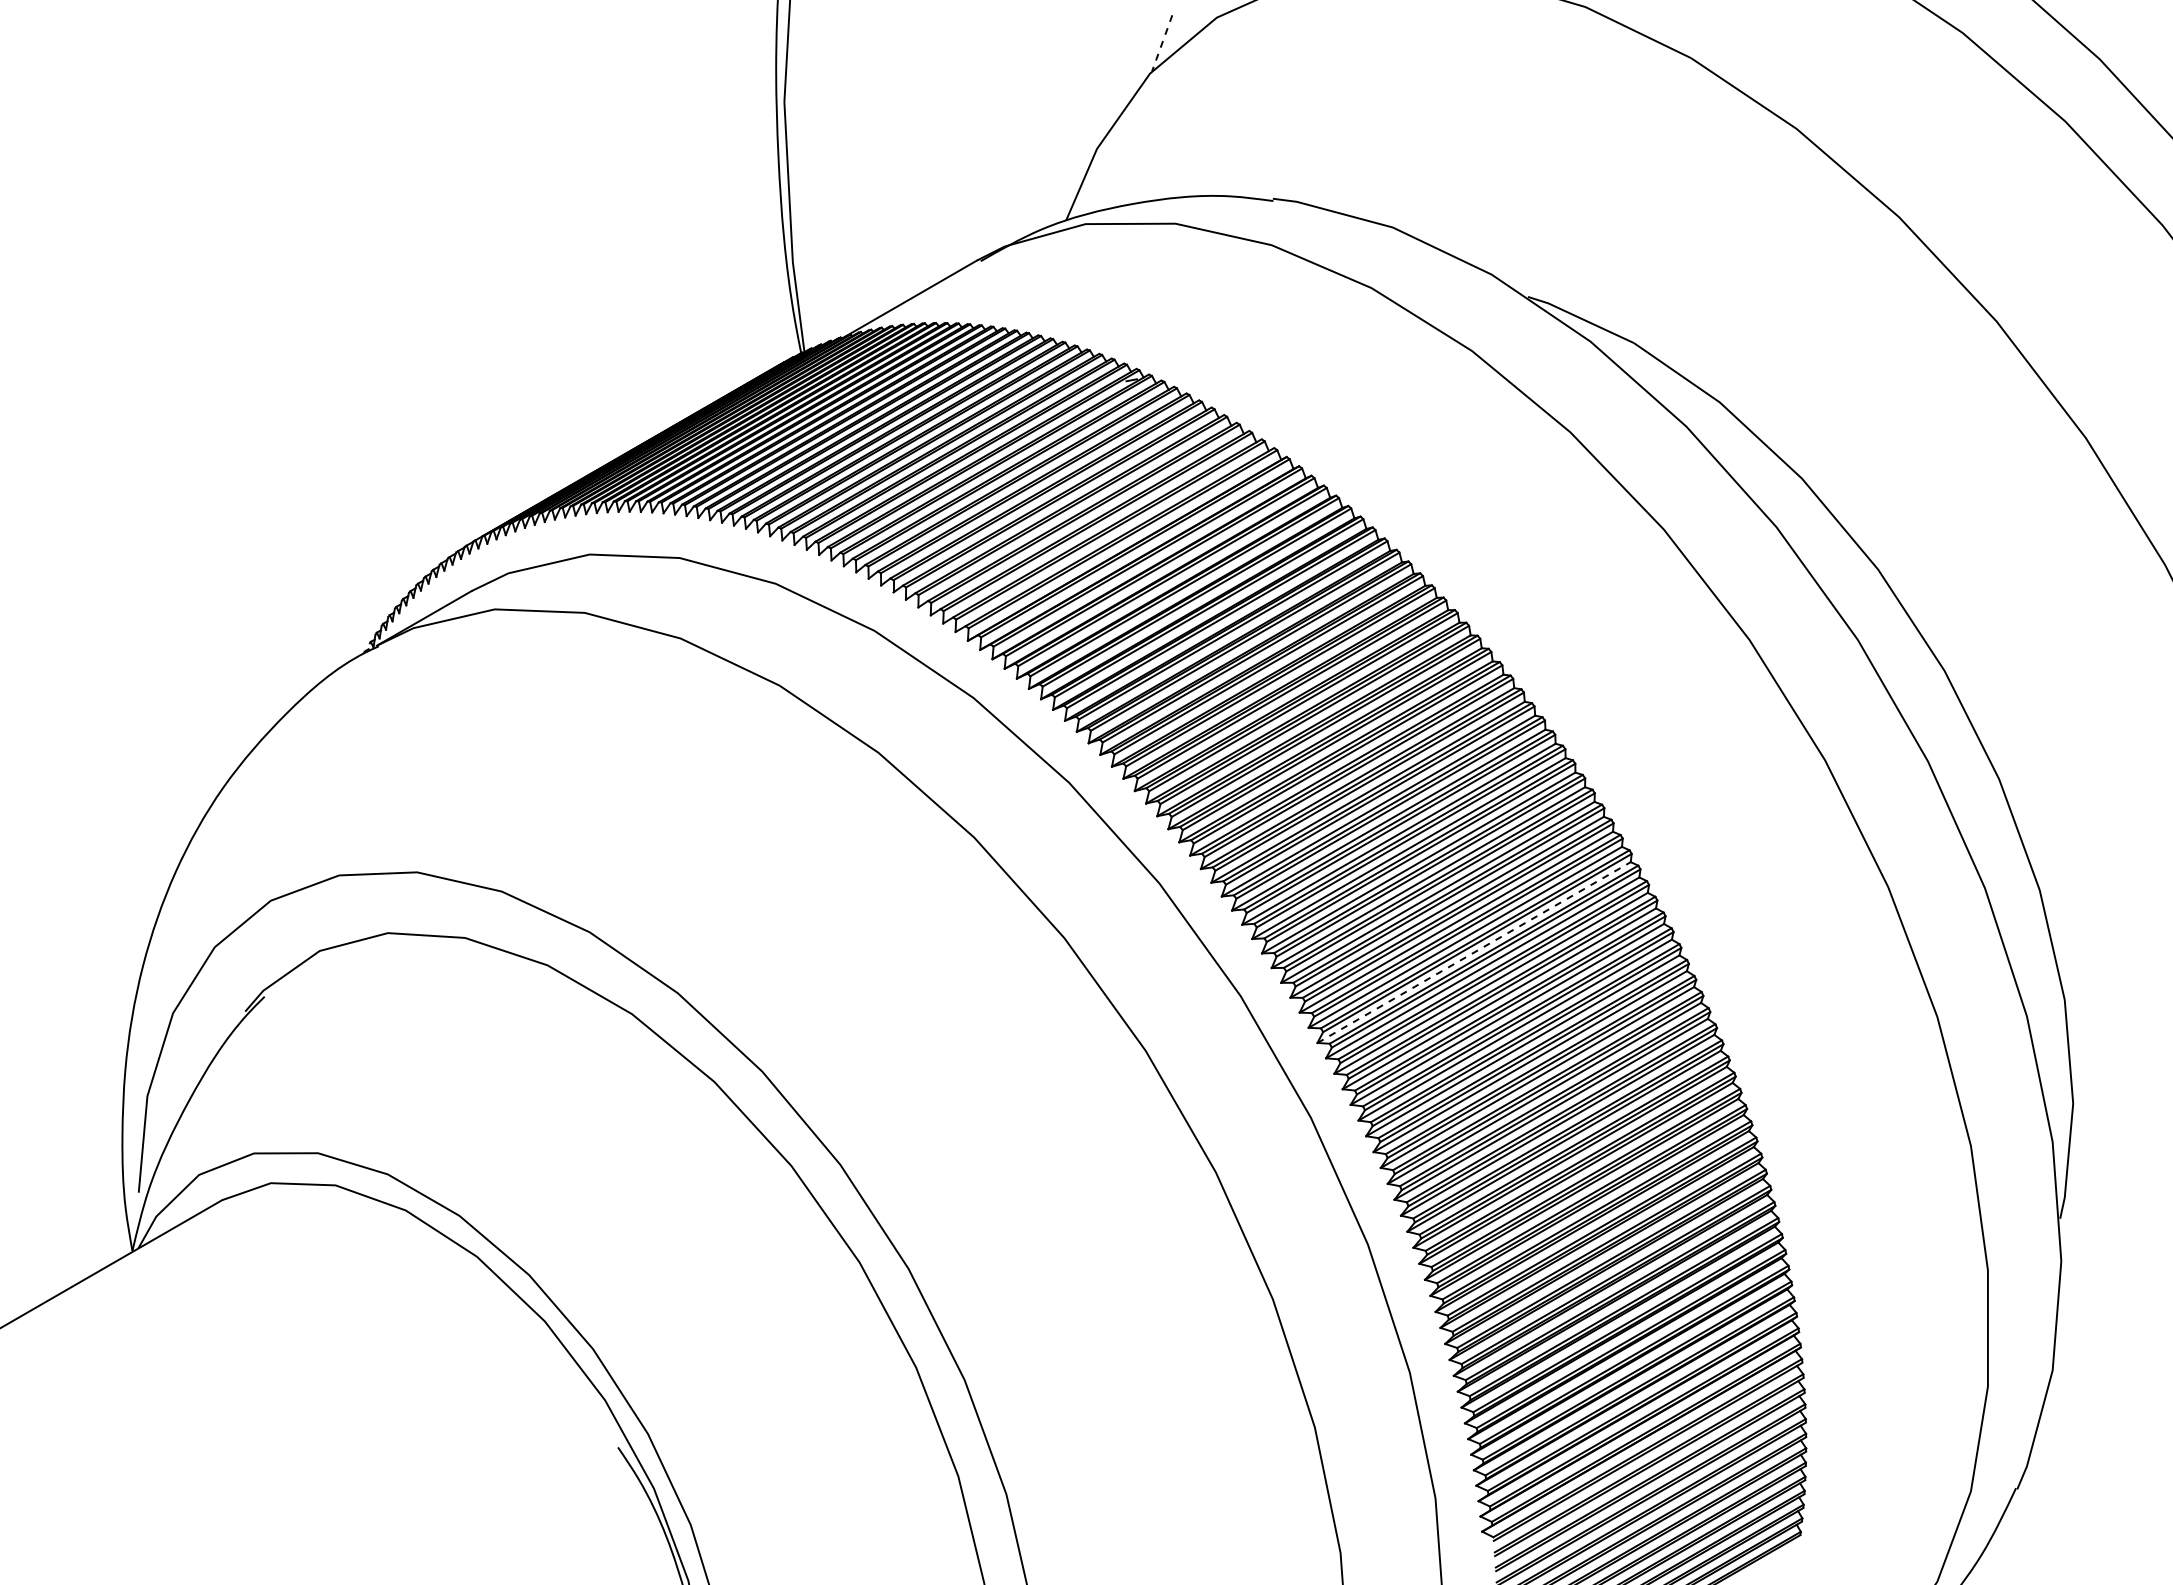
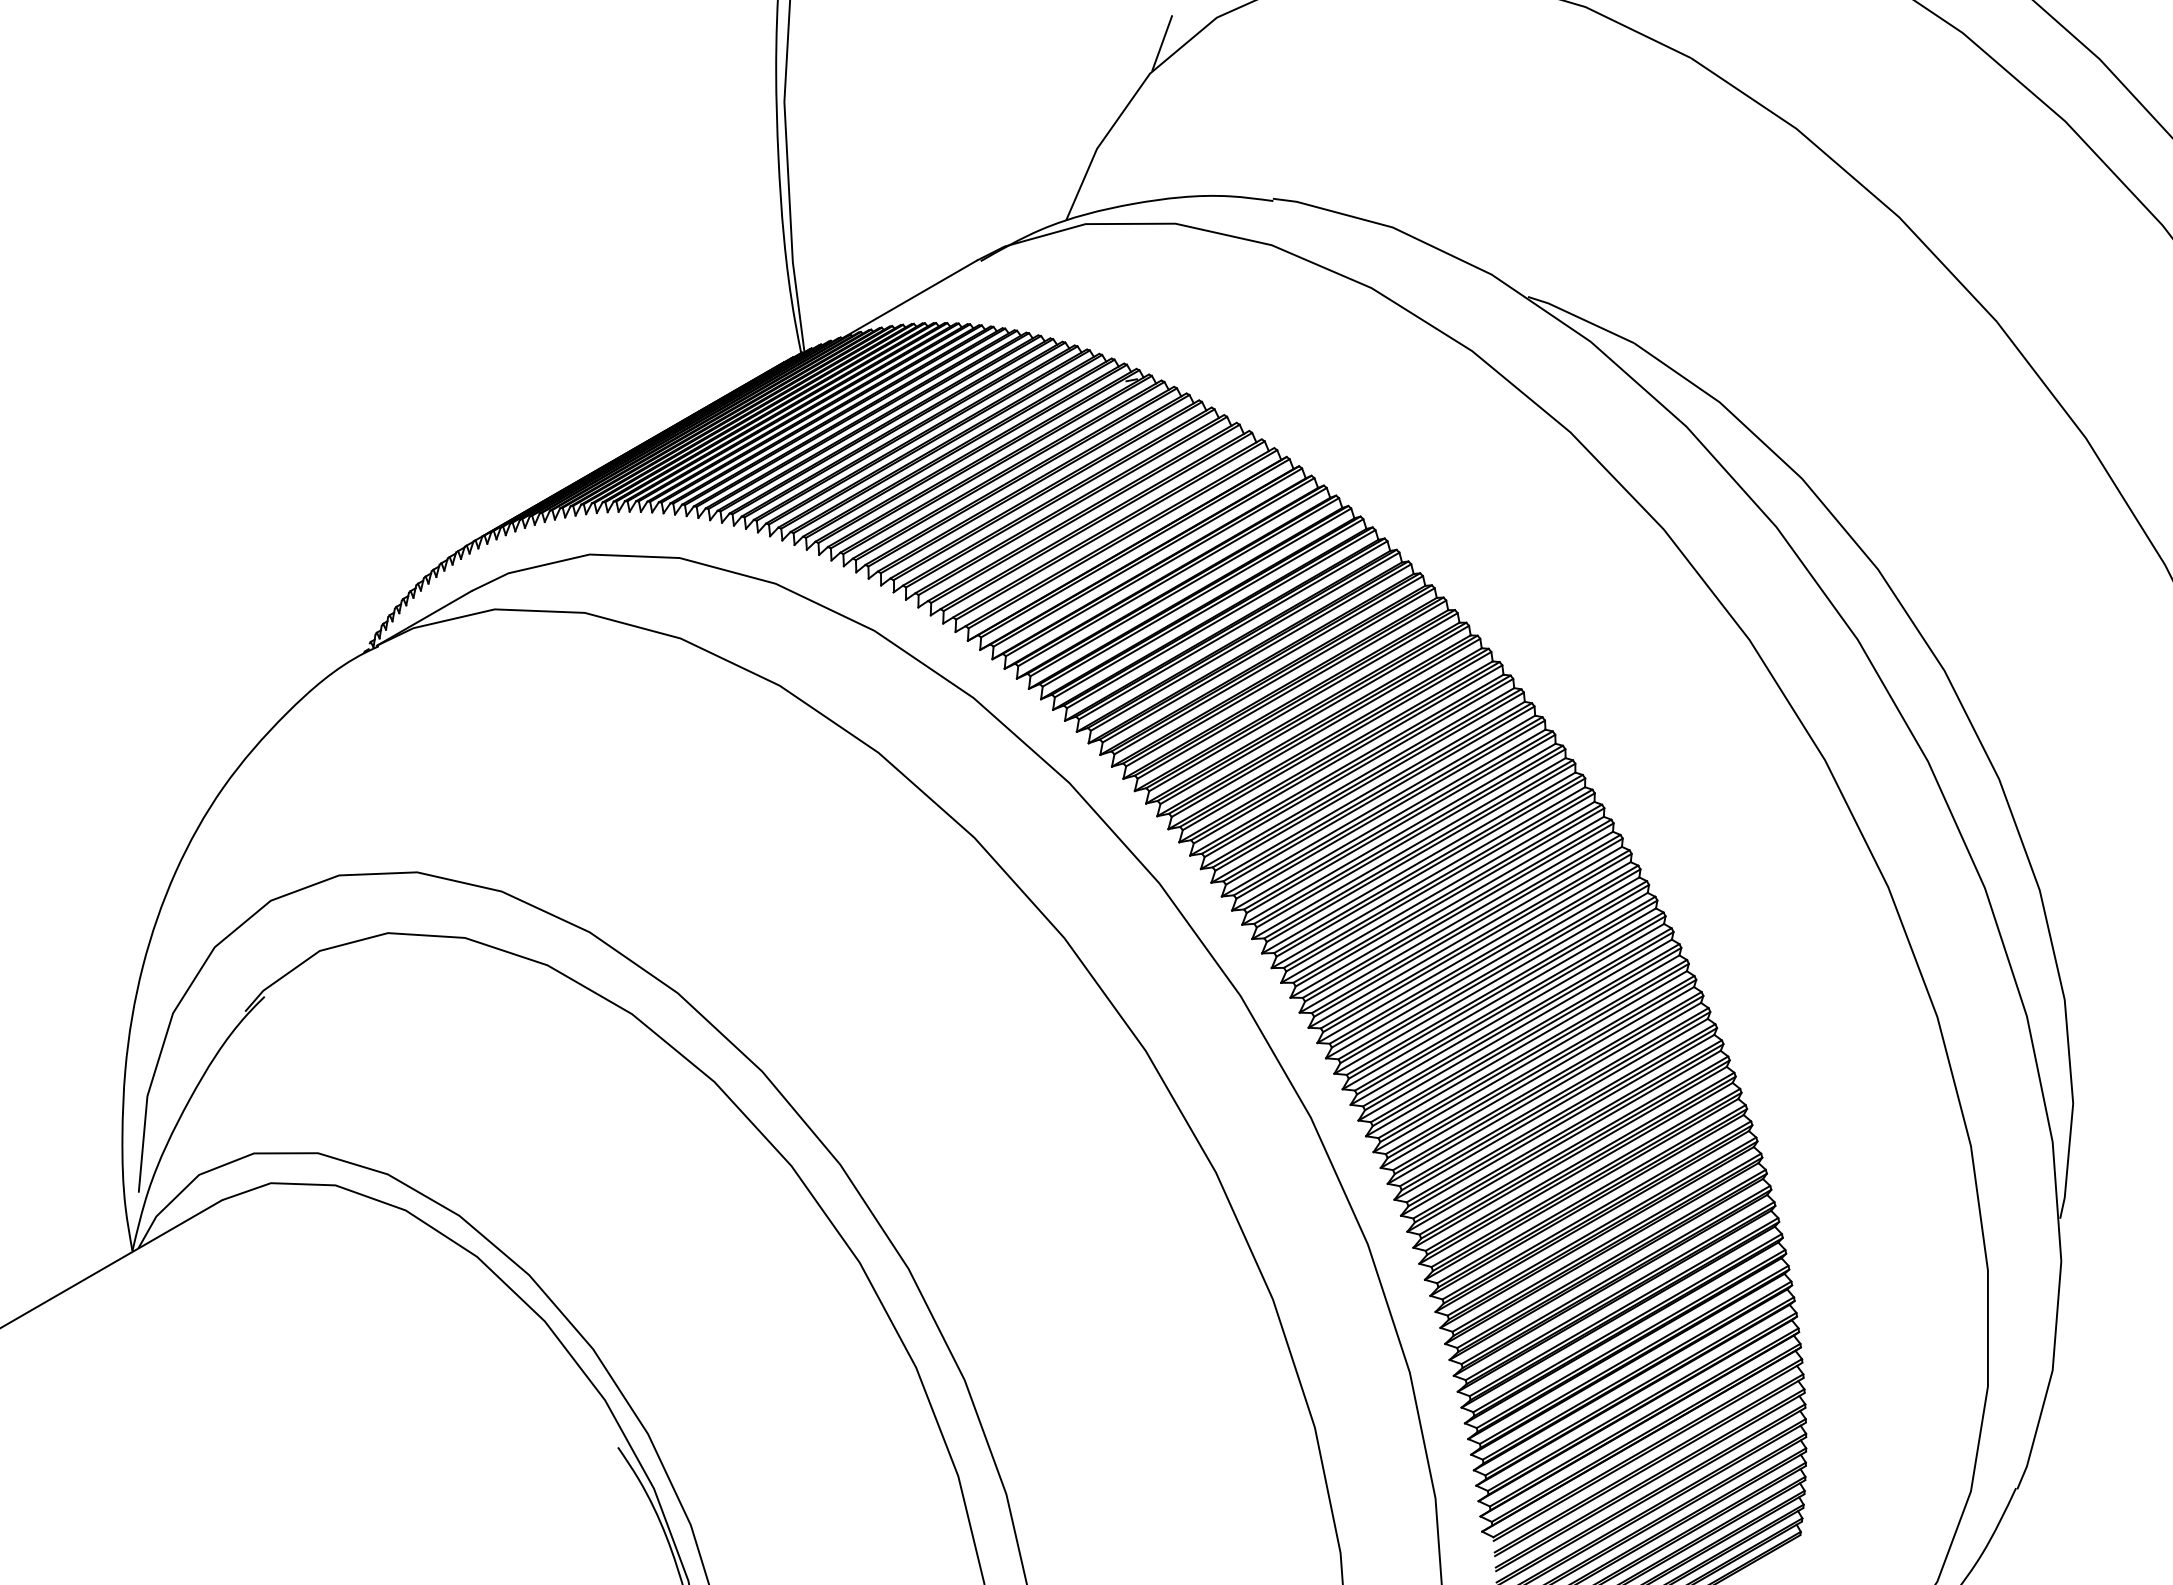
line: dashed -> solid (1162, 43)
line: dashed -> solid (1474, 952)
